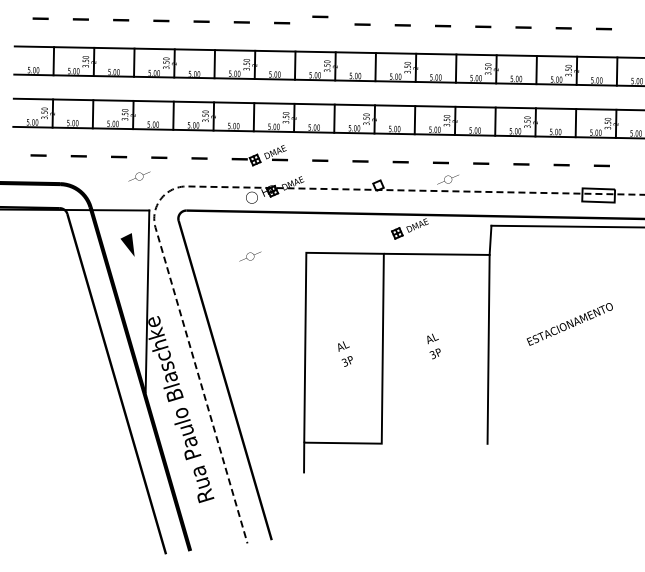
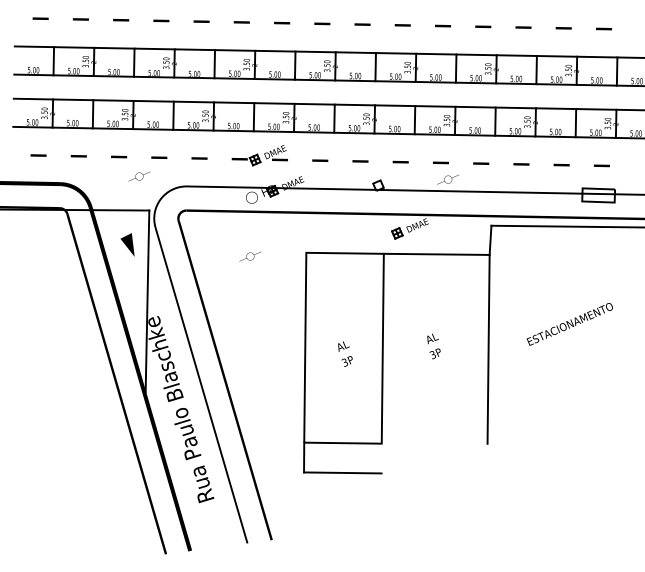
part position: (320, 16) -> (322, 23) (322, 23)
line: dashed -> solid (211, 186)
line: none -> present (342, 472)
